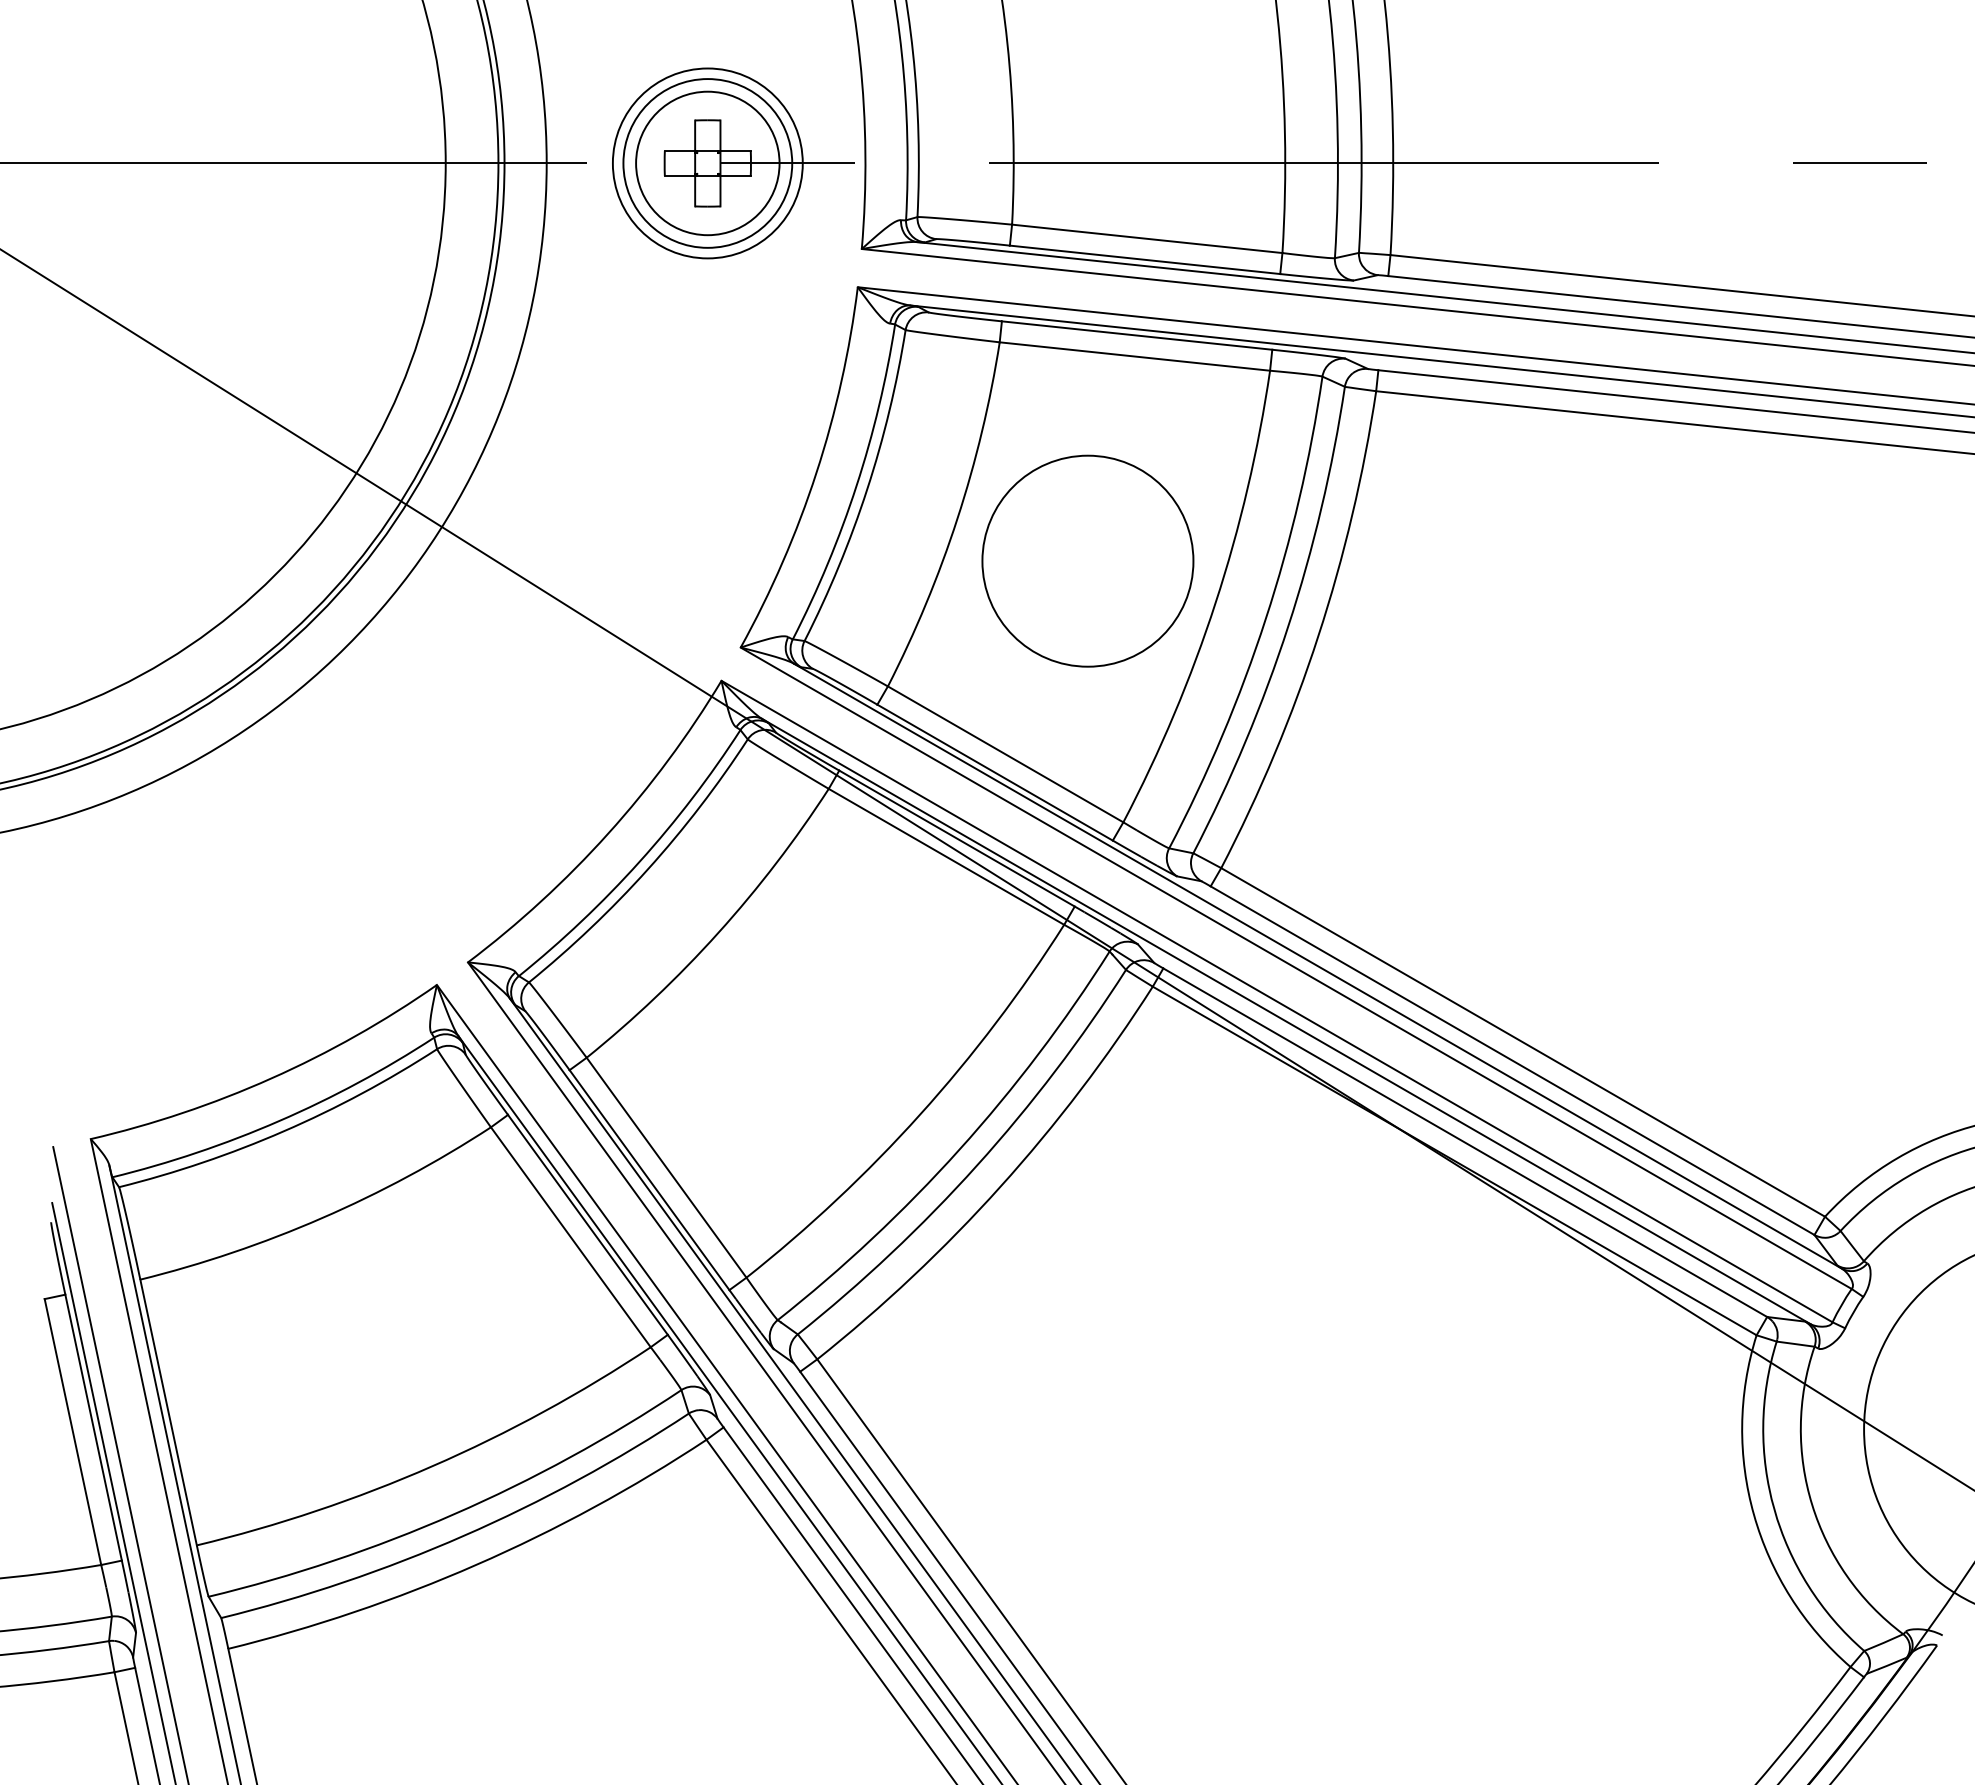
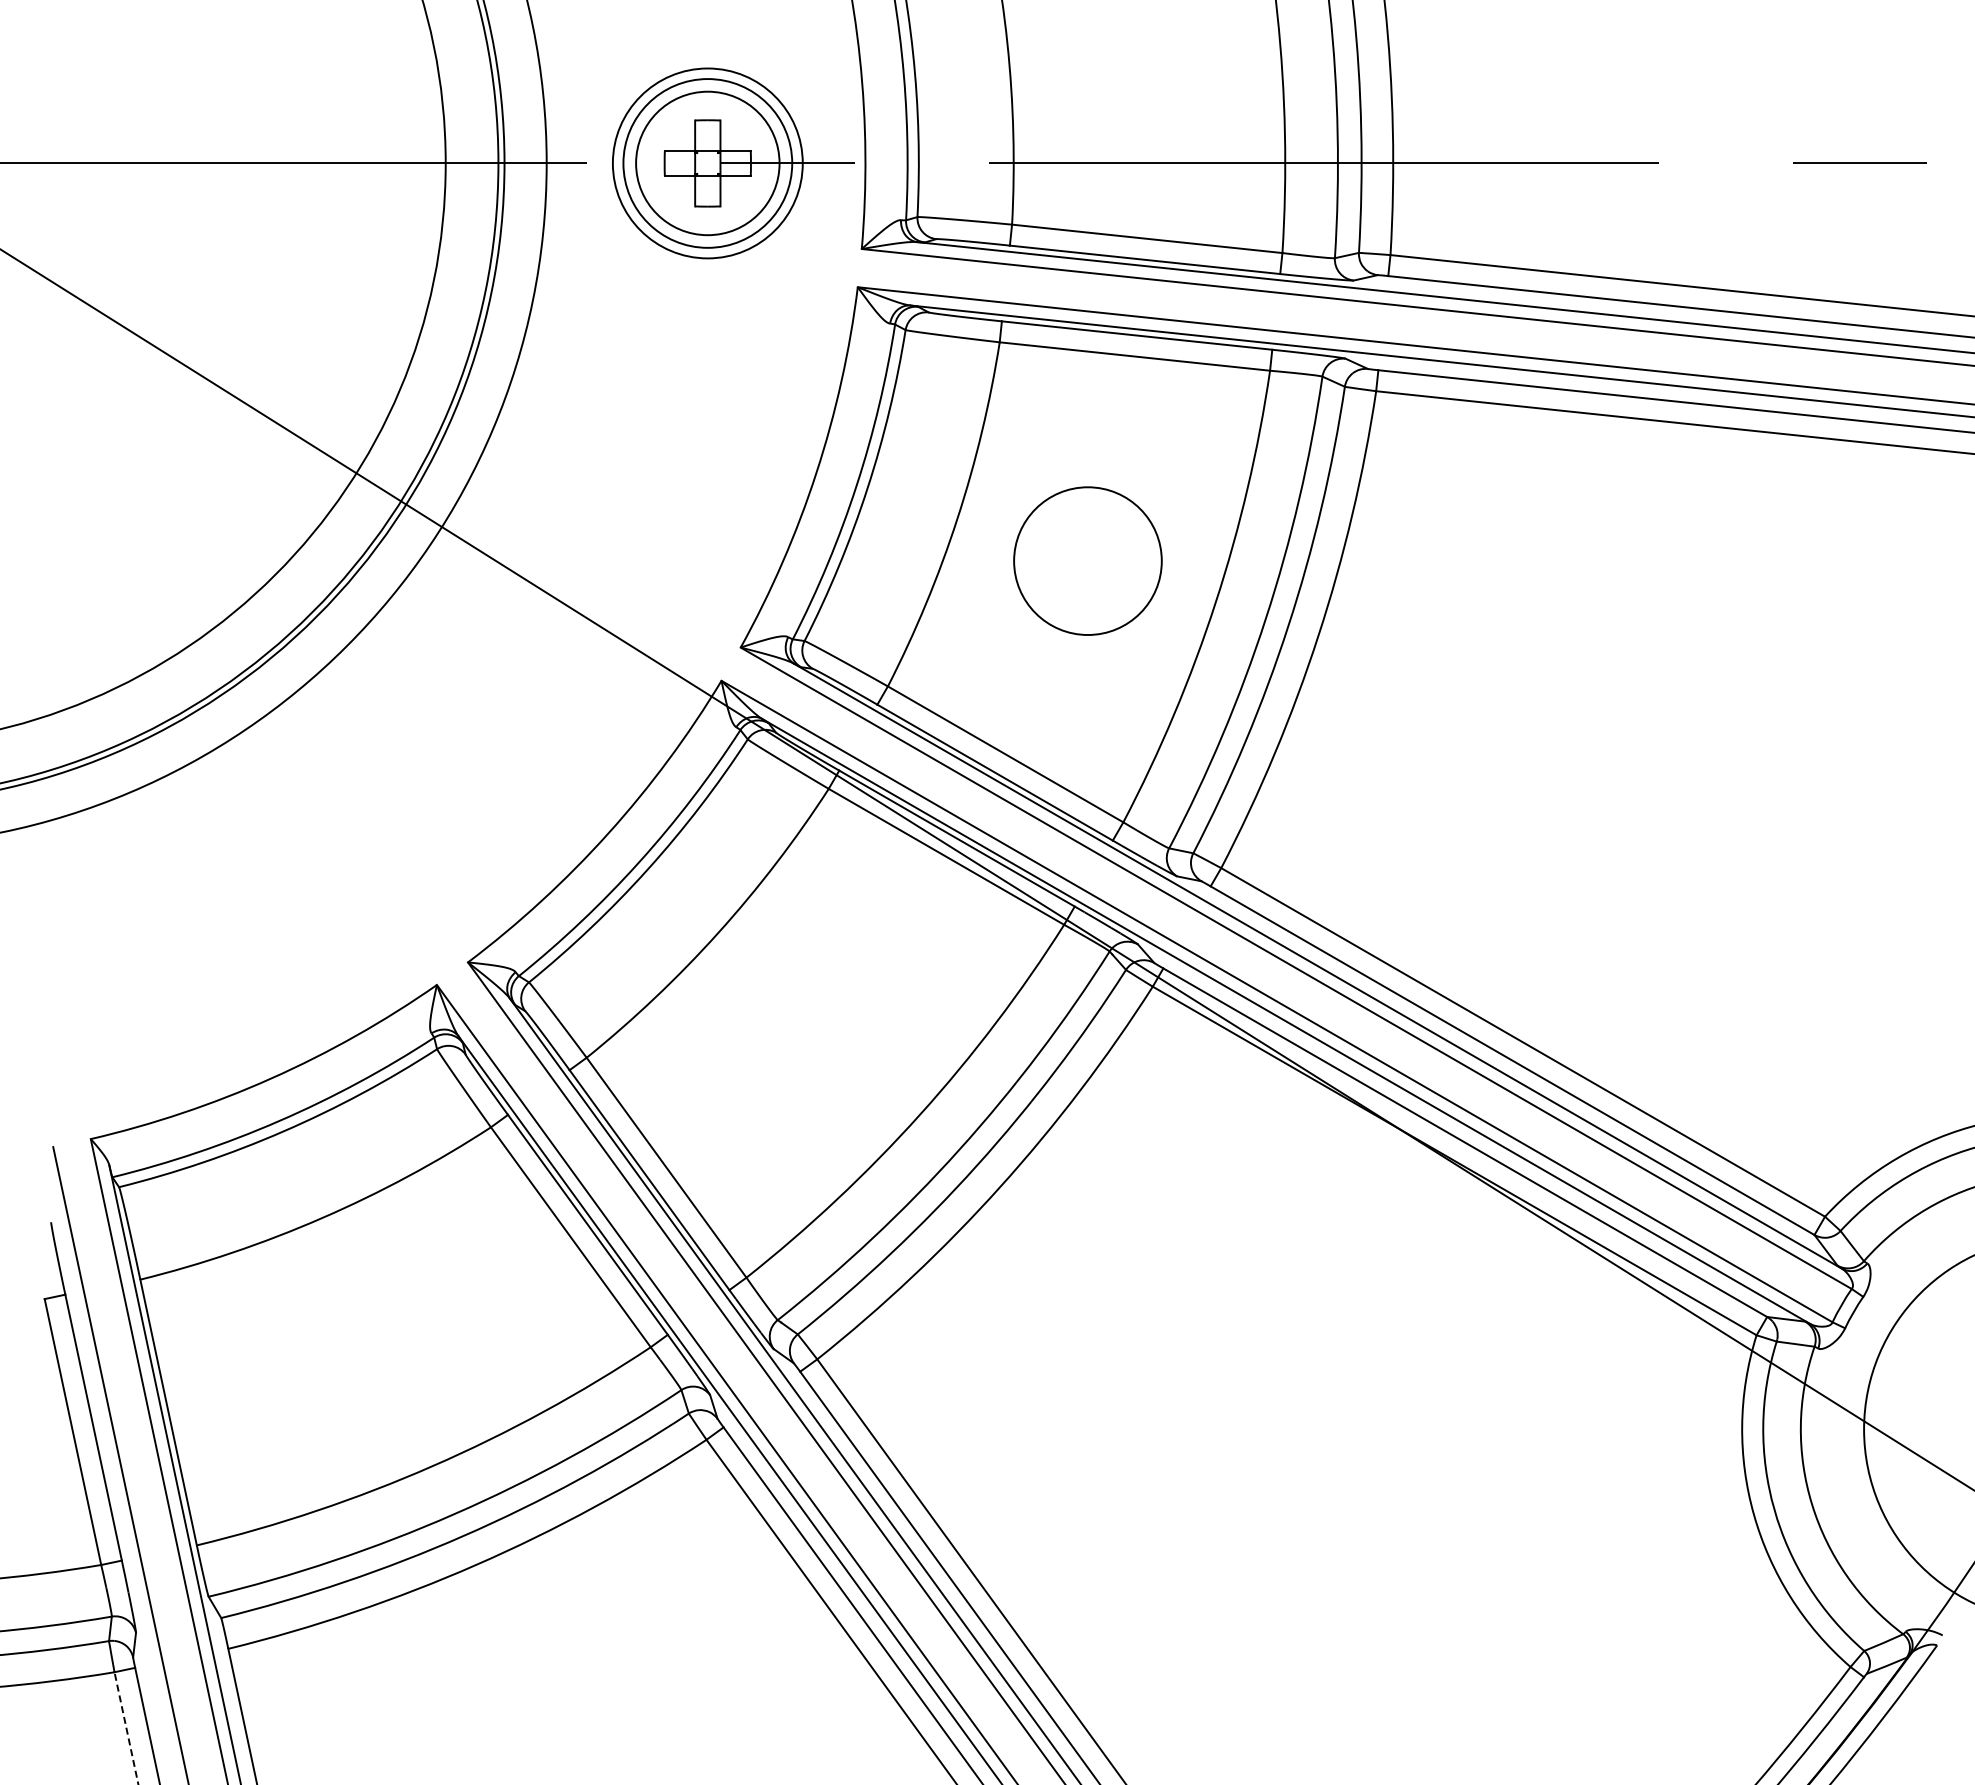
circle size: 214x214 px -> 150x150 px (1087, 560)
line: present -> none (113, 1492)
line: solid -> dashed (126, 1727)
